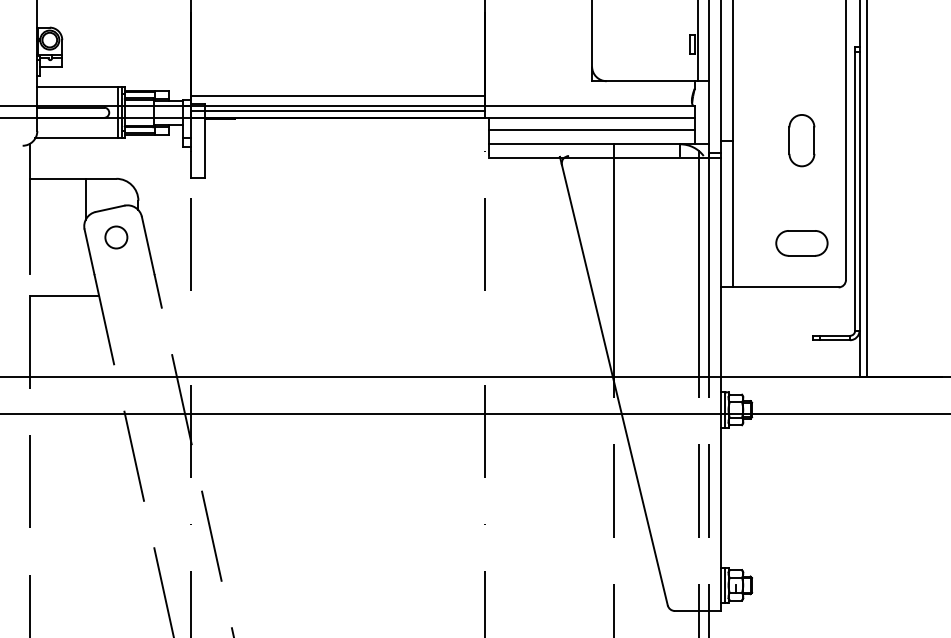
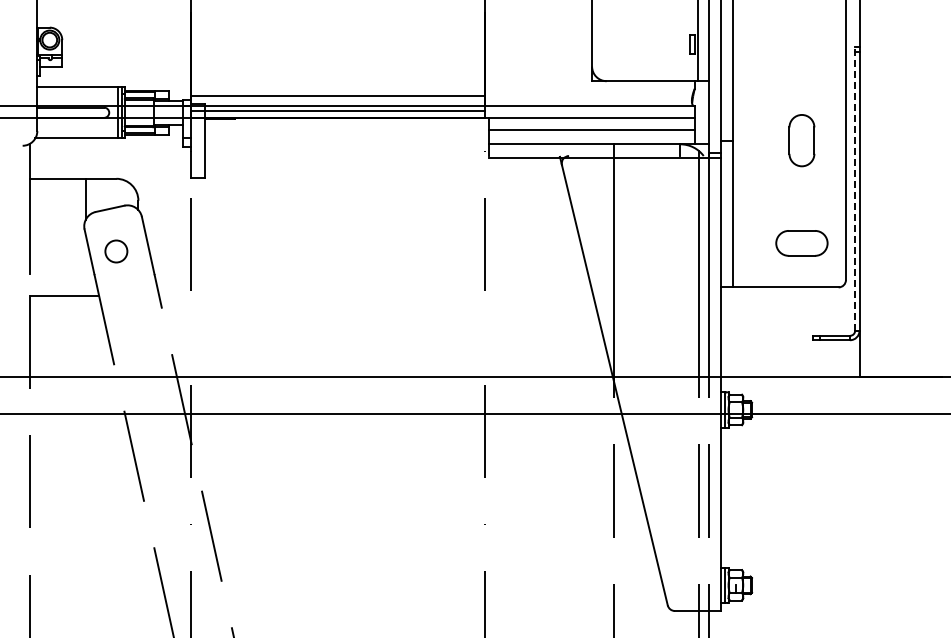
line: solid -> dashed (855, 188)
line: present -> none (866, 189)
circle position: (116, 237) -> (116, 251) (116, 251)
